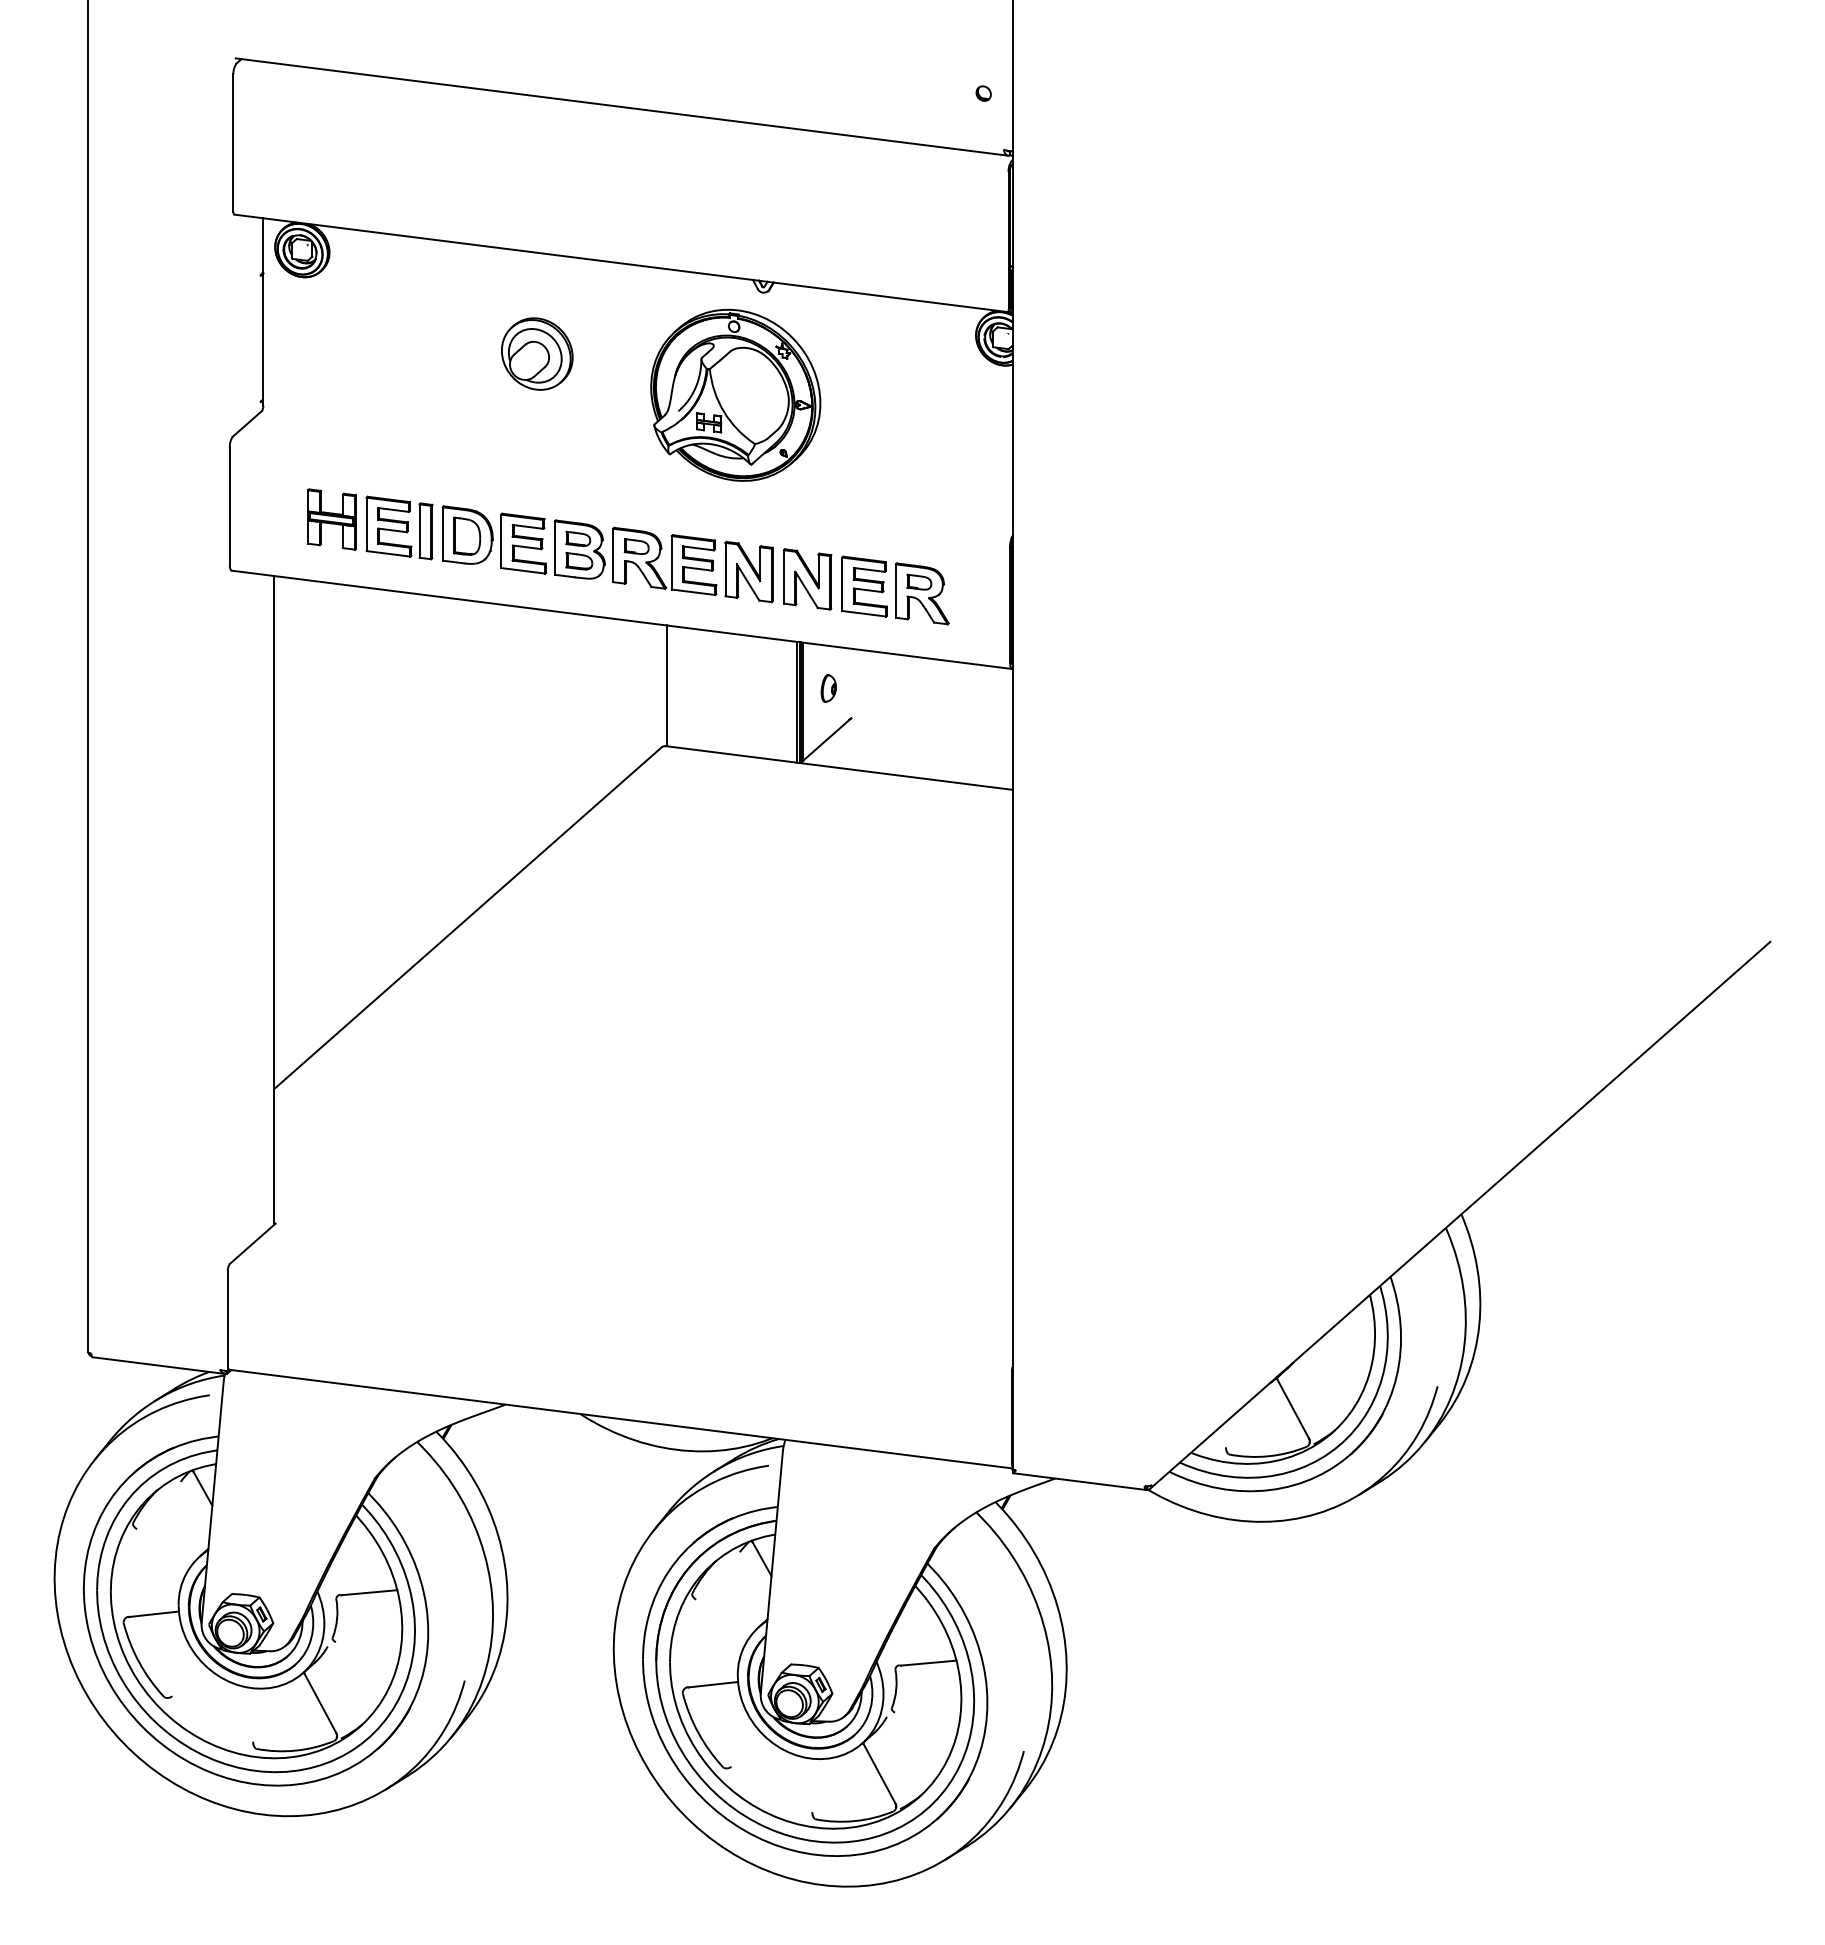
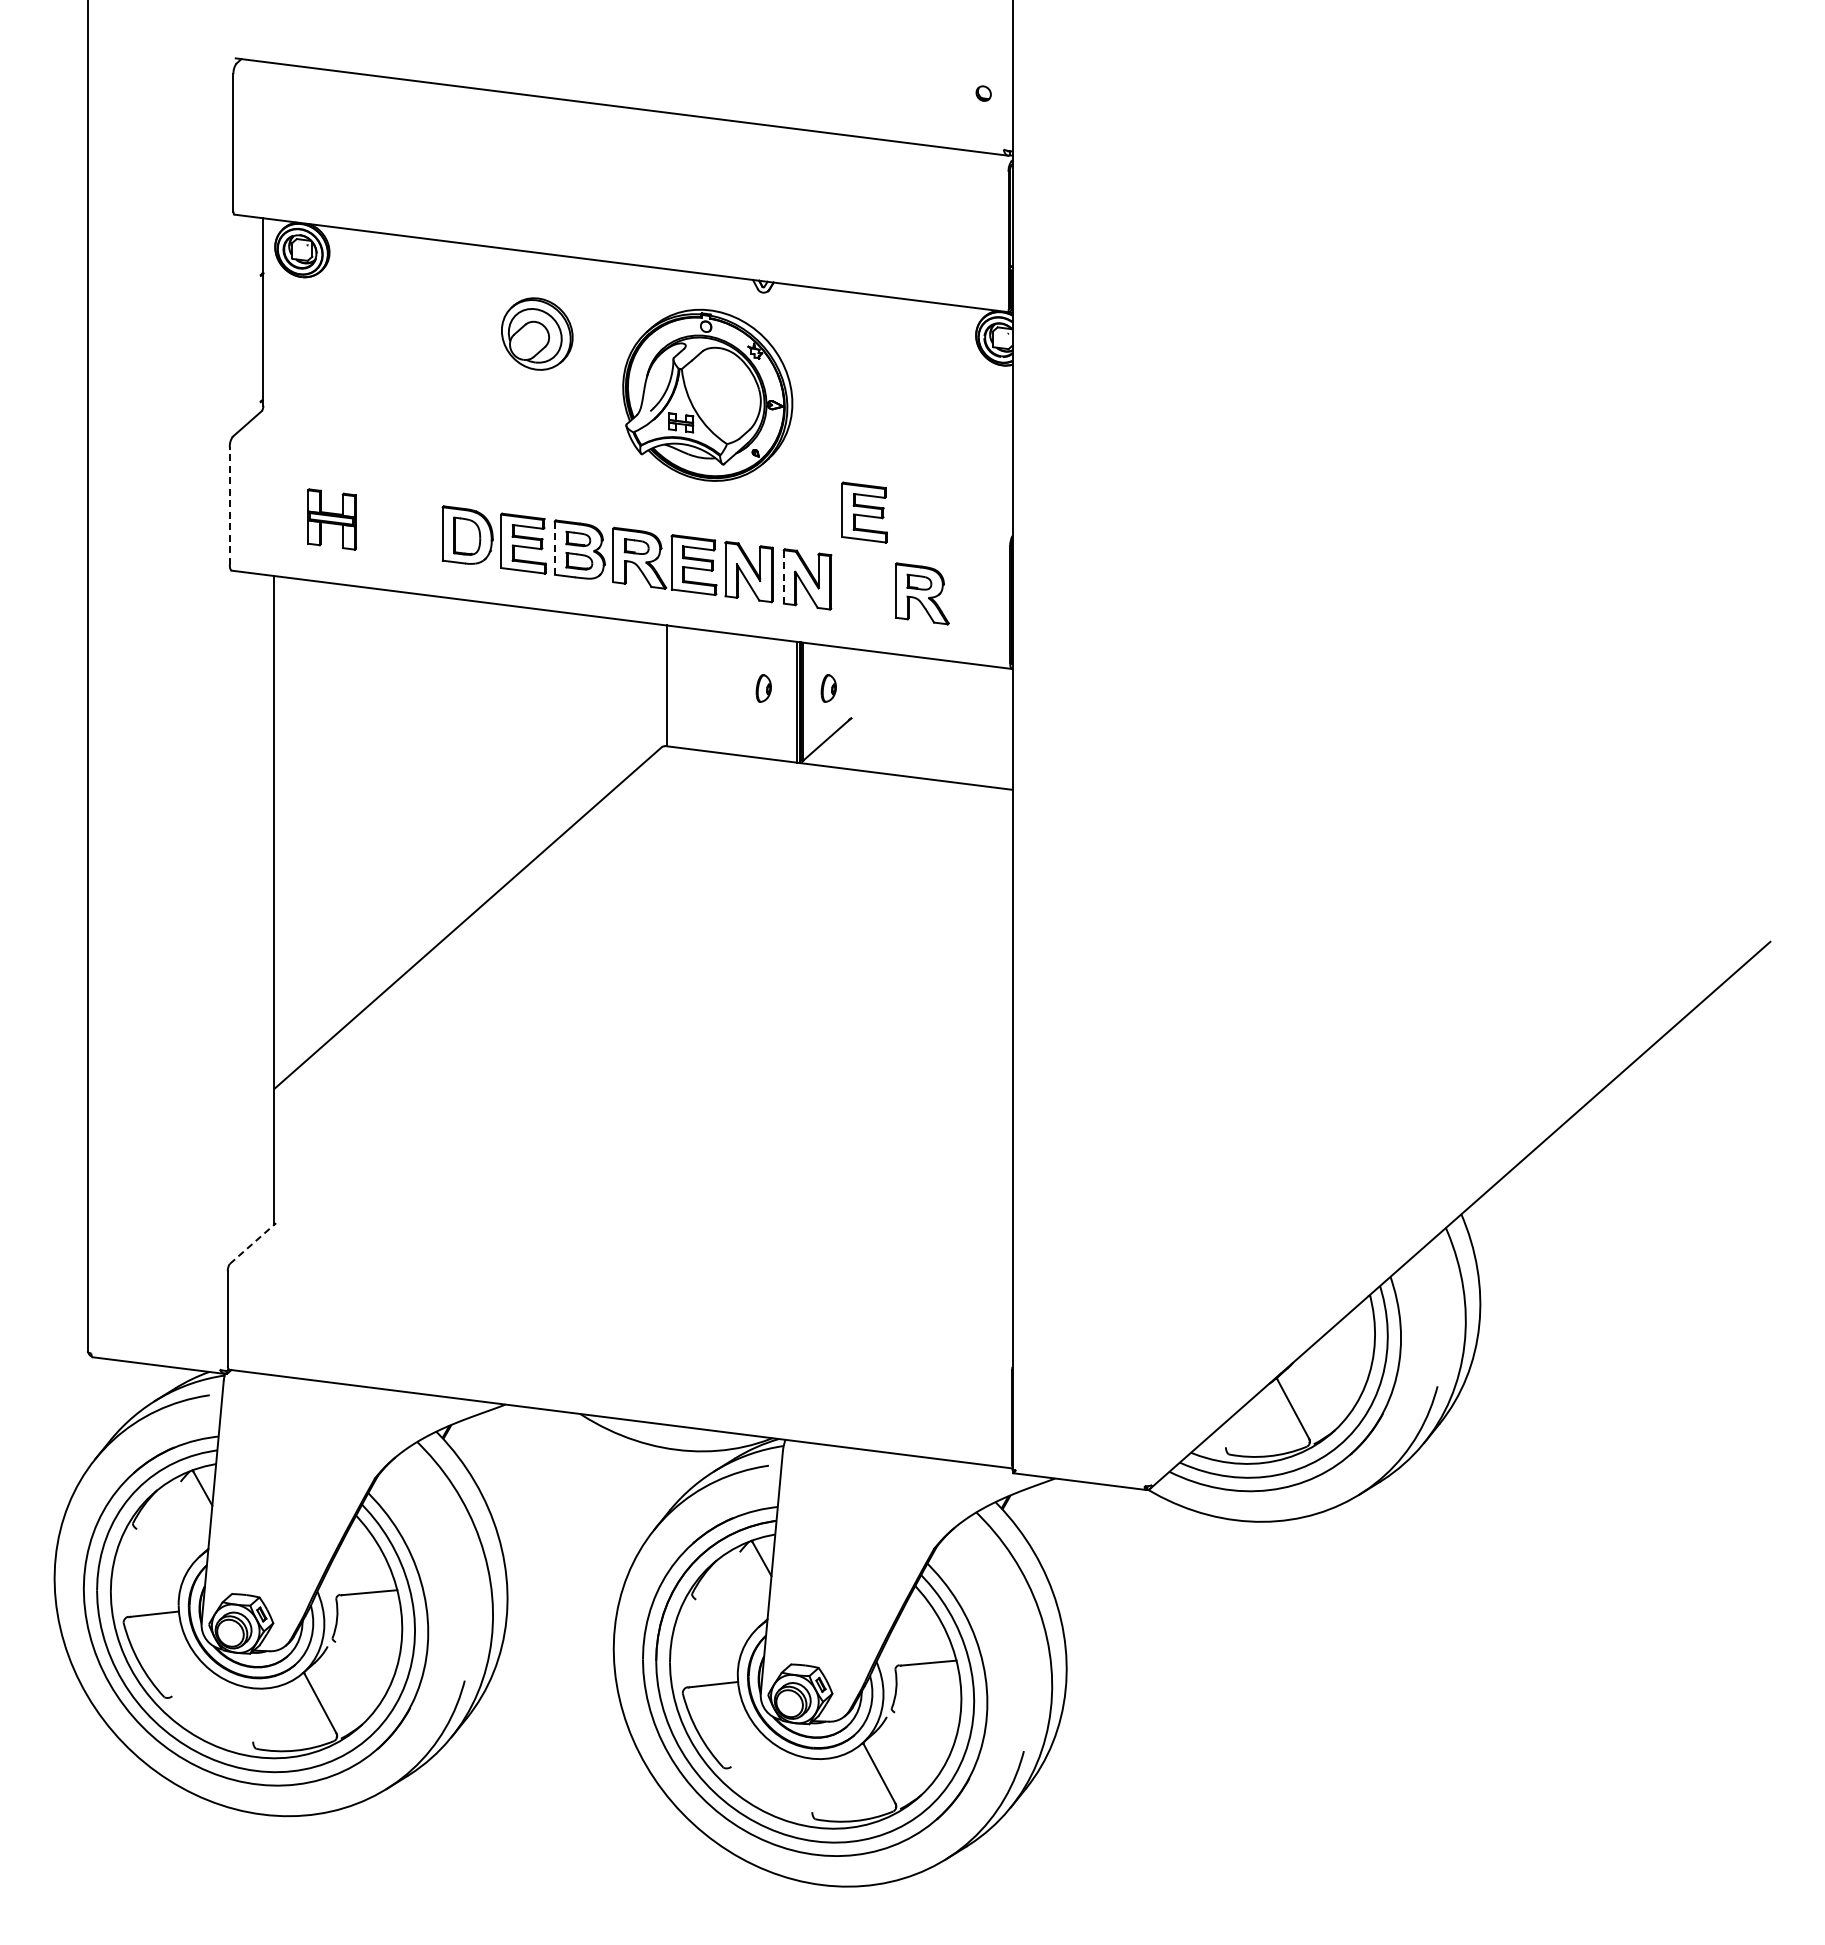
part position: (537, 353) -> (537, 333) (537, 333)
part position: (735, 394) -> (707, 394) (707, 394)
line: solid -> dashed (229, 506)
part: present -> none (399, 527)
line: solid -> dashed (554, 548)
line: solid -> dashed (783, 576)
part position: (864, 586) -> (864, 512) (864, 512)
part: none -> present (763, 688)
line: solid -> dashed (252, 1243)
